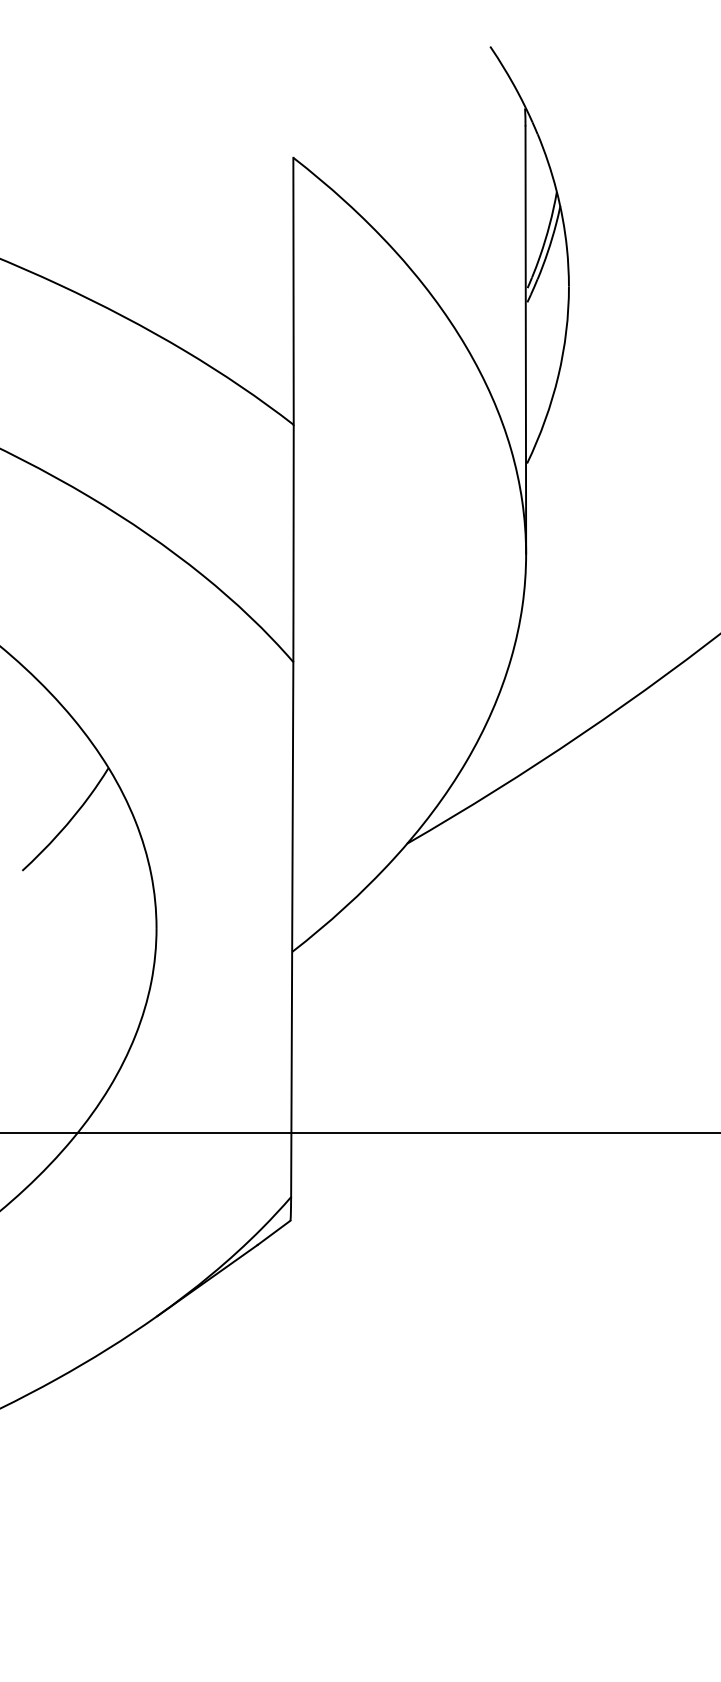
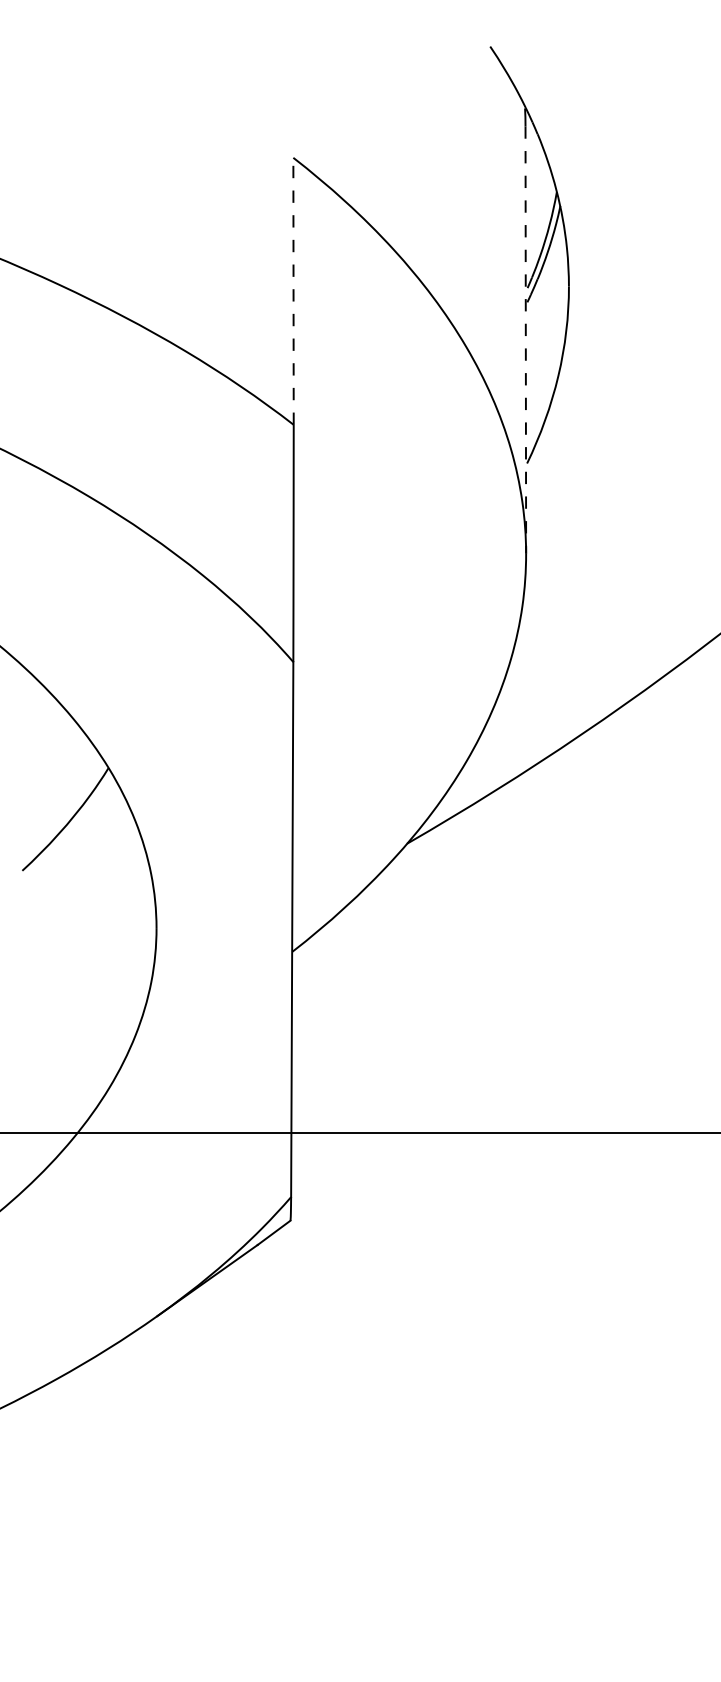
line: solid -> dashed (293, 291)
line: solid -> dashed (525, 340)
